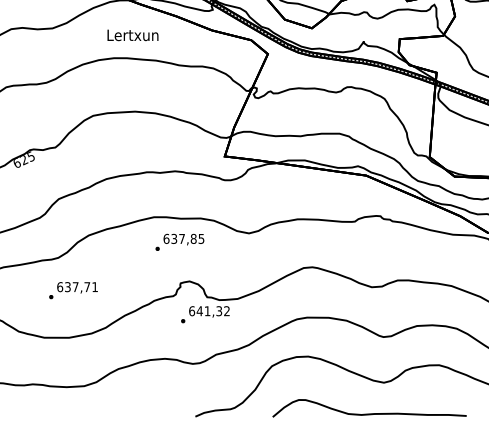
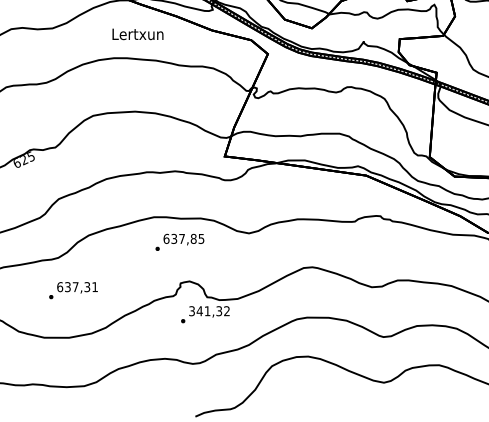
text position: (132, 35) -> (137, 34) (137, 34)
text: 637,71 -> 637,31 (87, 287)
text: 641,32 -> 341,32 (192, 311)
curve: present -> none (369, 413)
